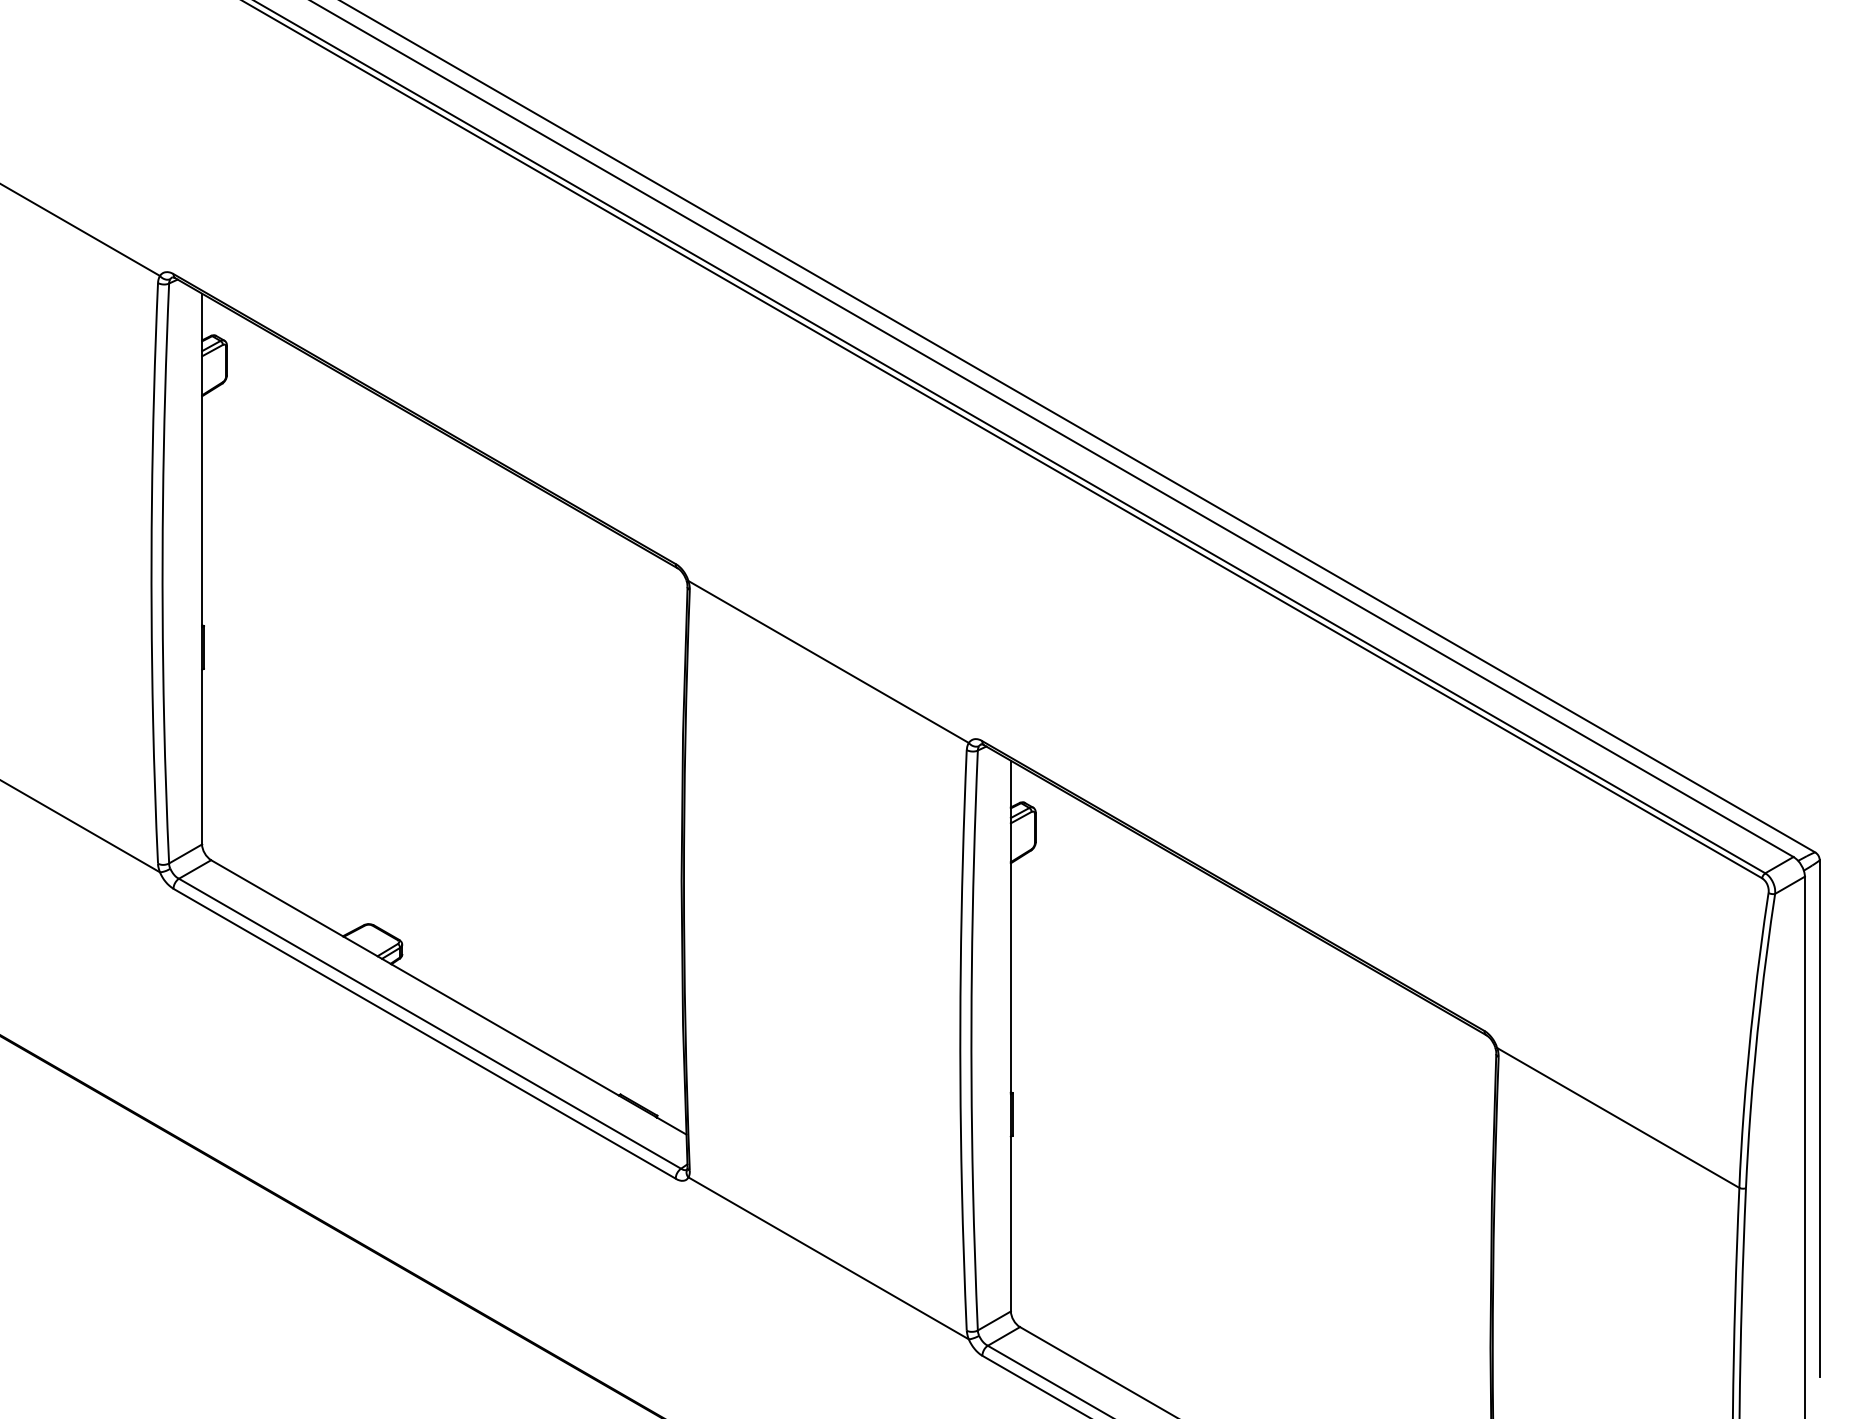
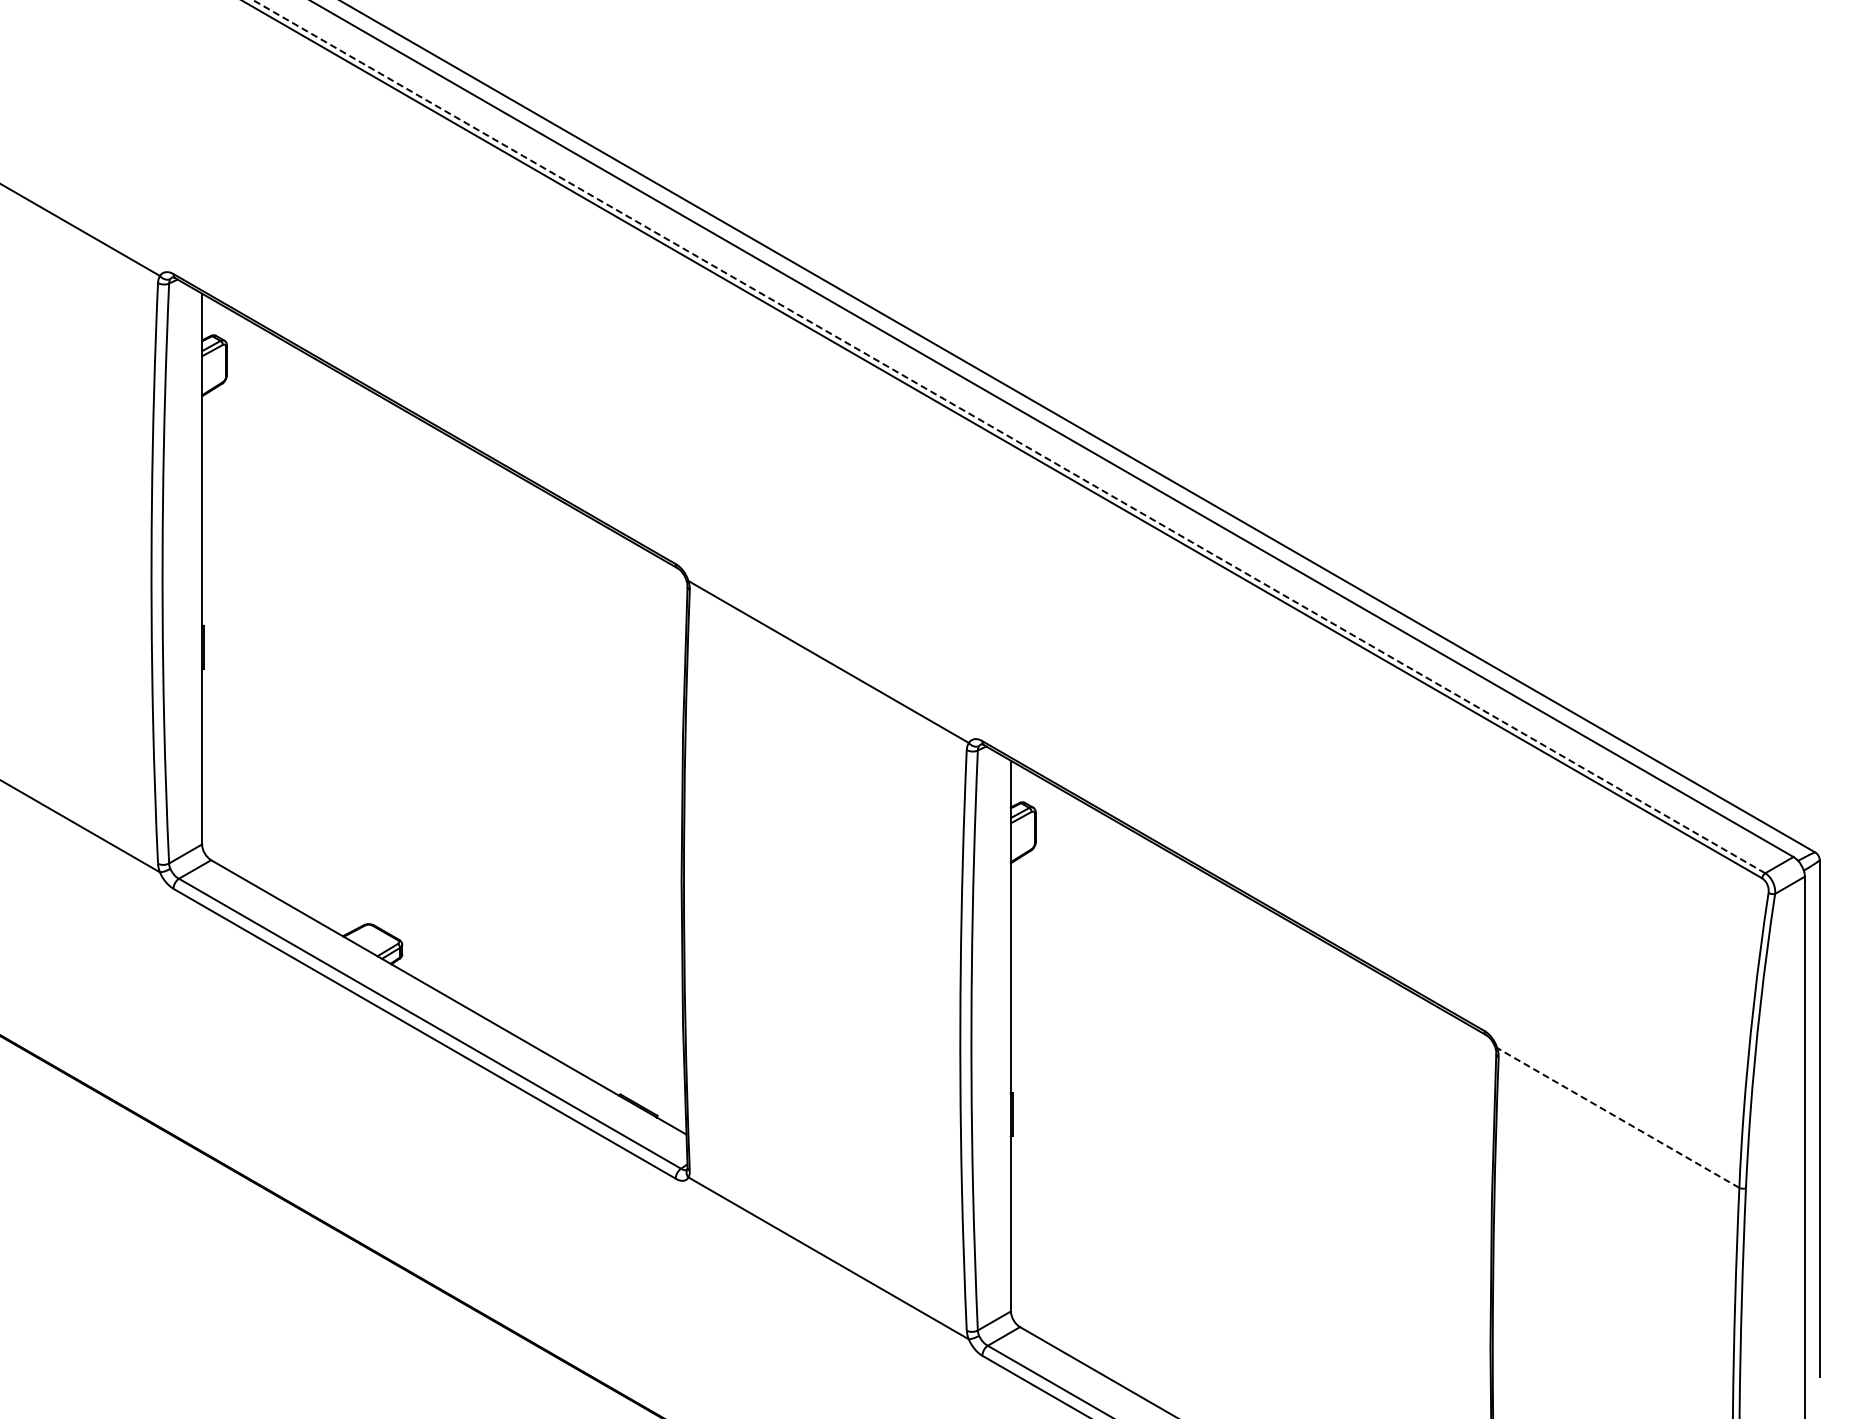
line: solid -> dashed (1009, 436)
line: solid -> dashed (1618, 1117)
